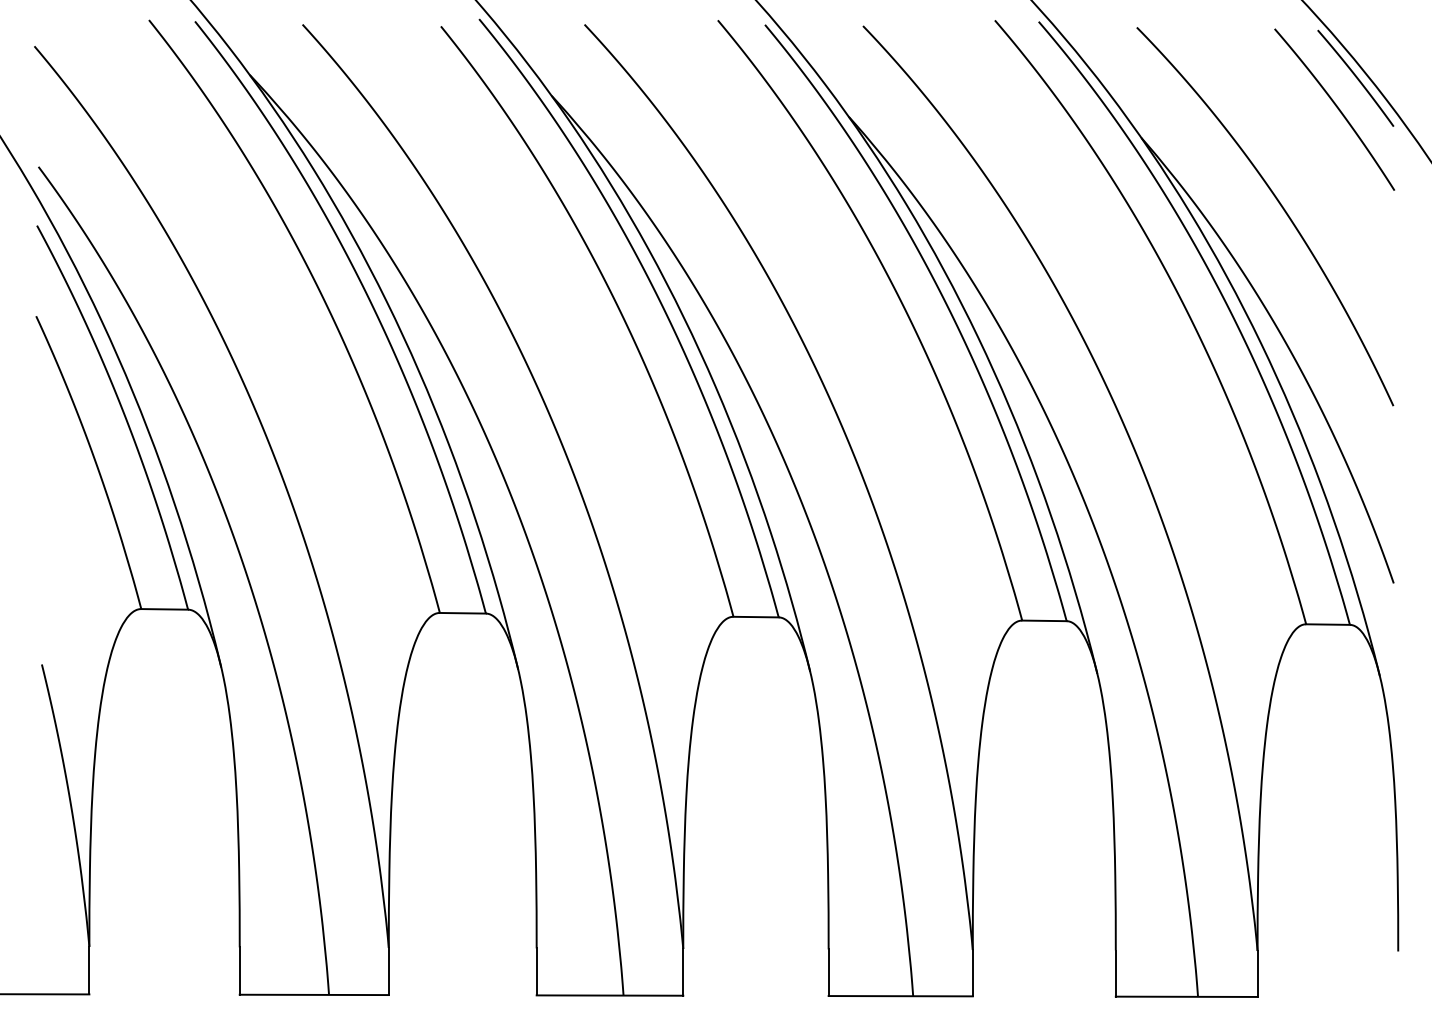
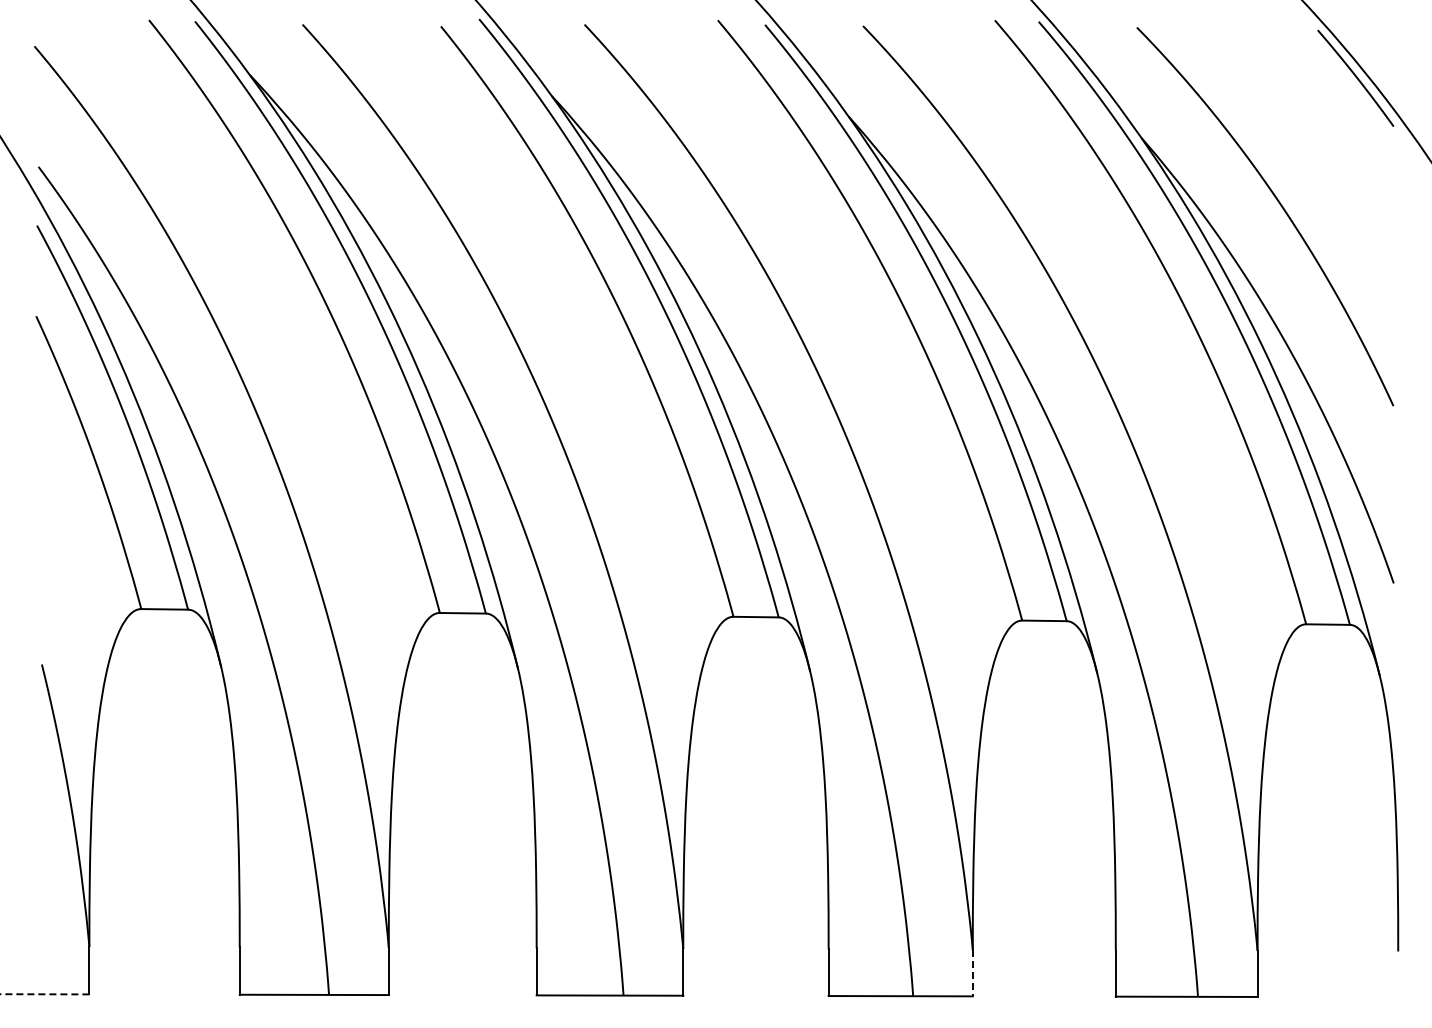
curve: present -> none (1336, 107)
line: solid -> dashed (972, 973)
line: solid -> dashed (44, 994)
